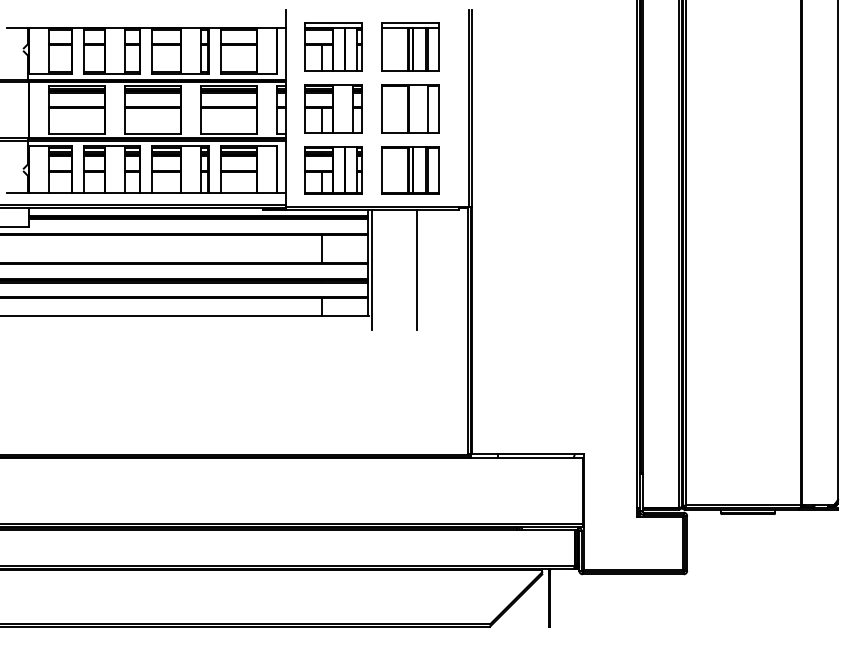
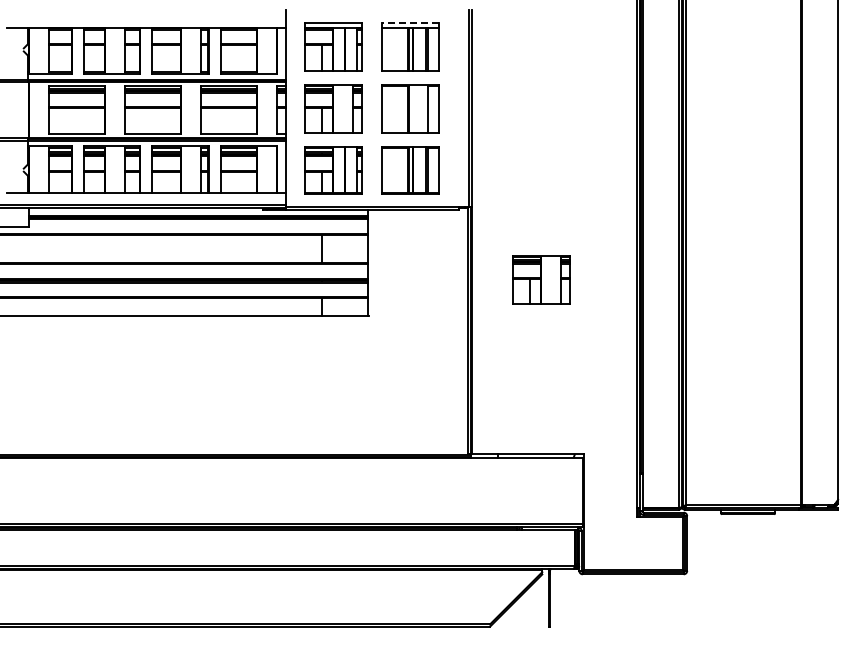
line: solid -> dashed (410, 23)
line: present -> none (371, 270)
line: present -> none (416, 270)
part: none -> present (541, 279)
